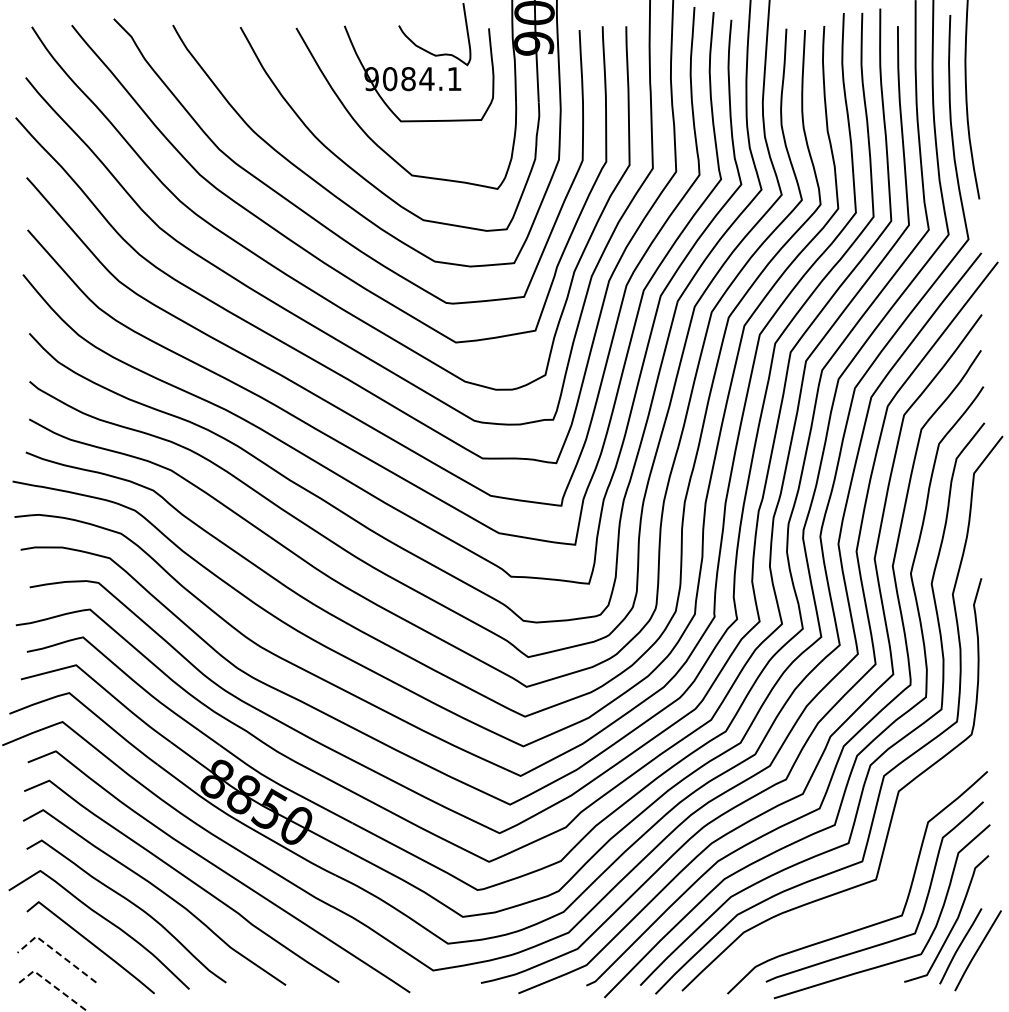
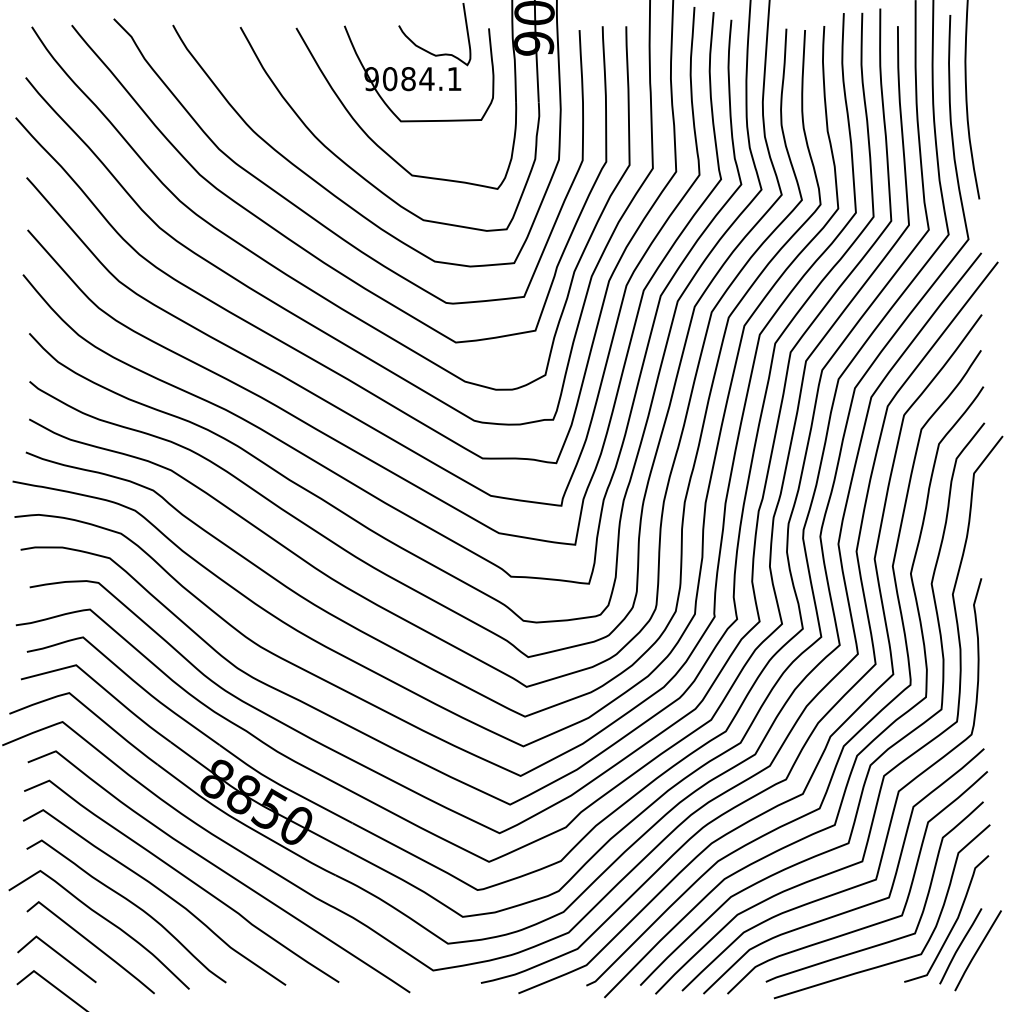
curve: none -> present (856, 907)
line: dashed -> solid (56, 951)
line: dashed -> solid (51, 984)
